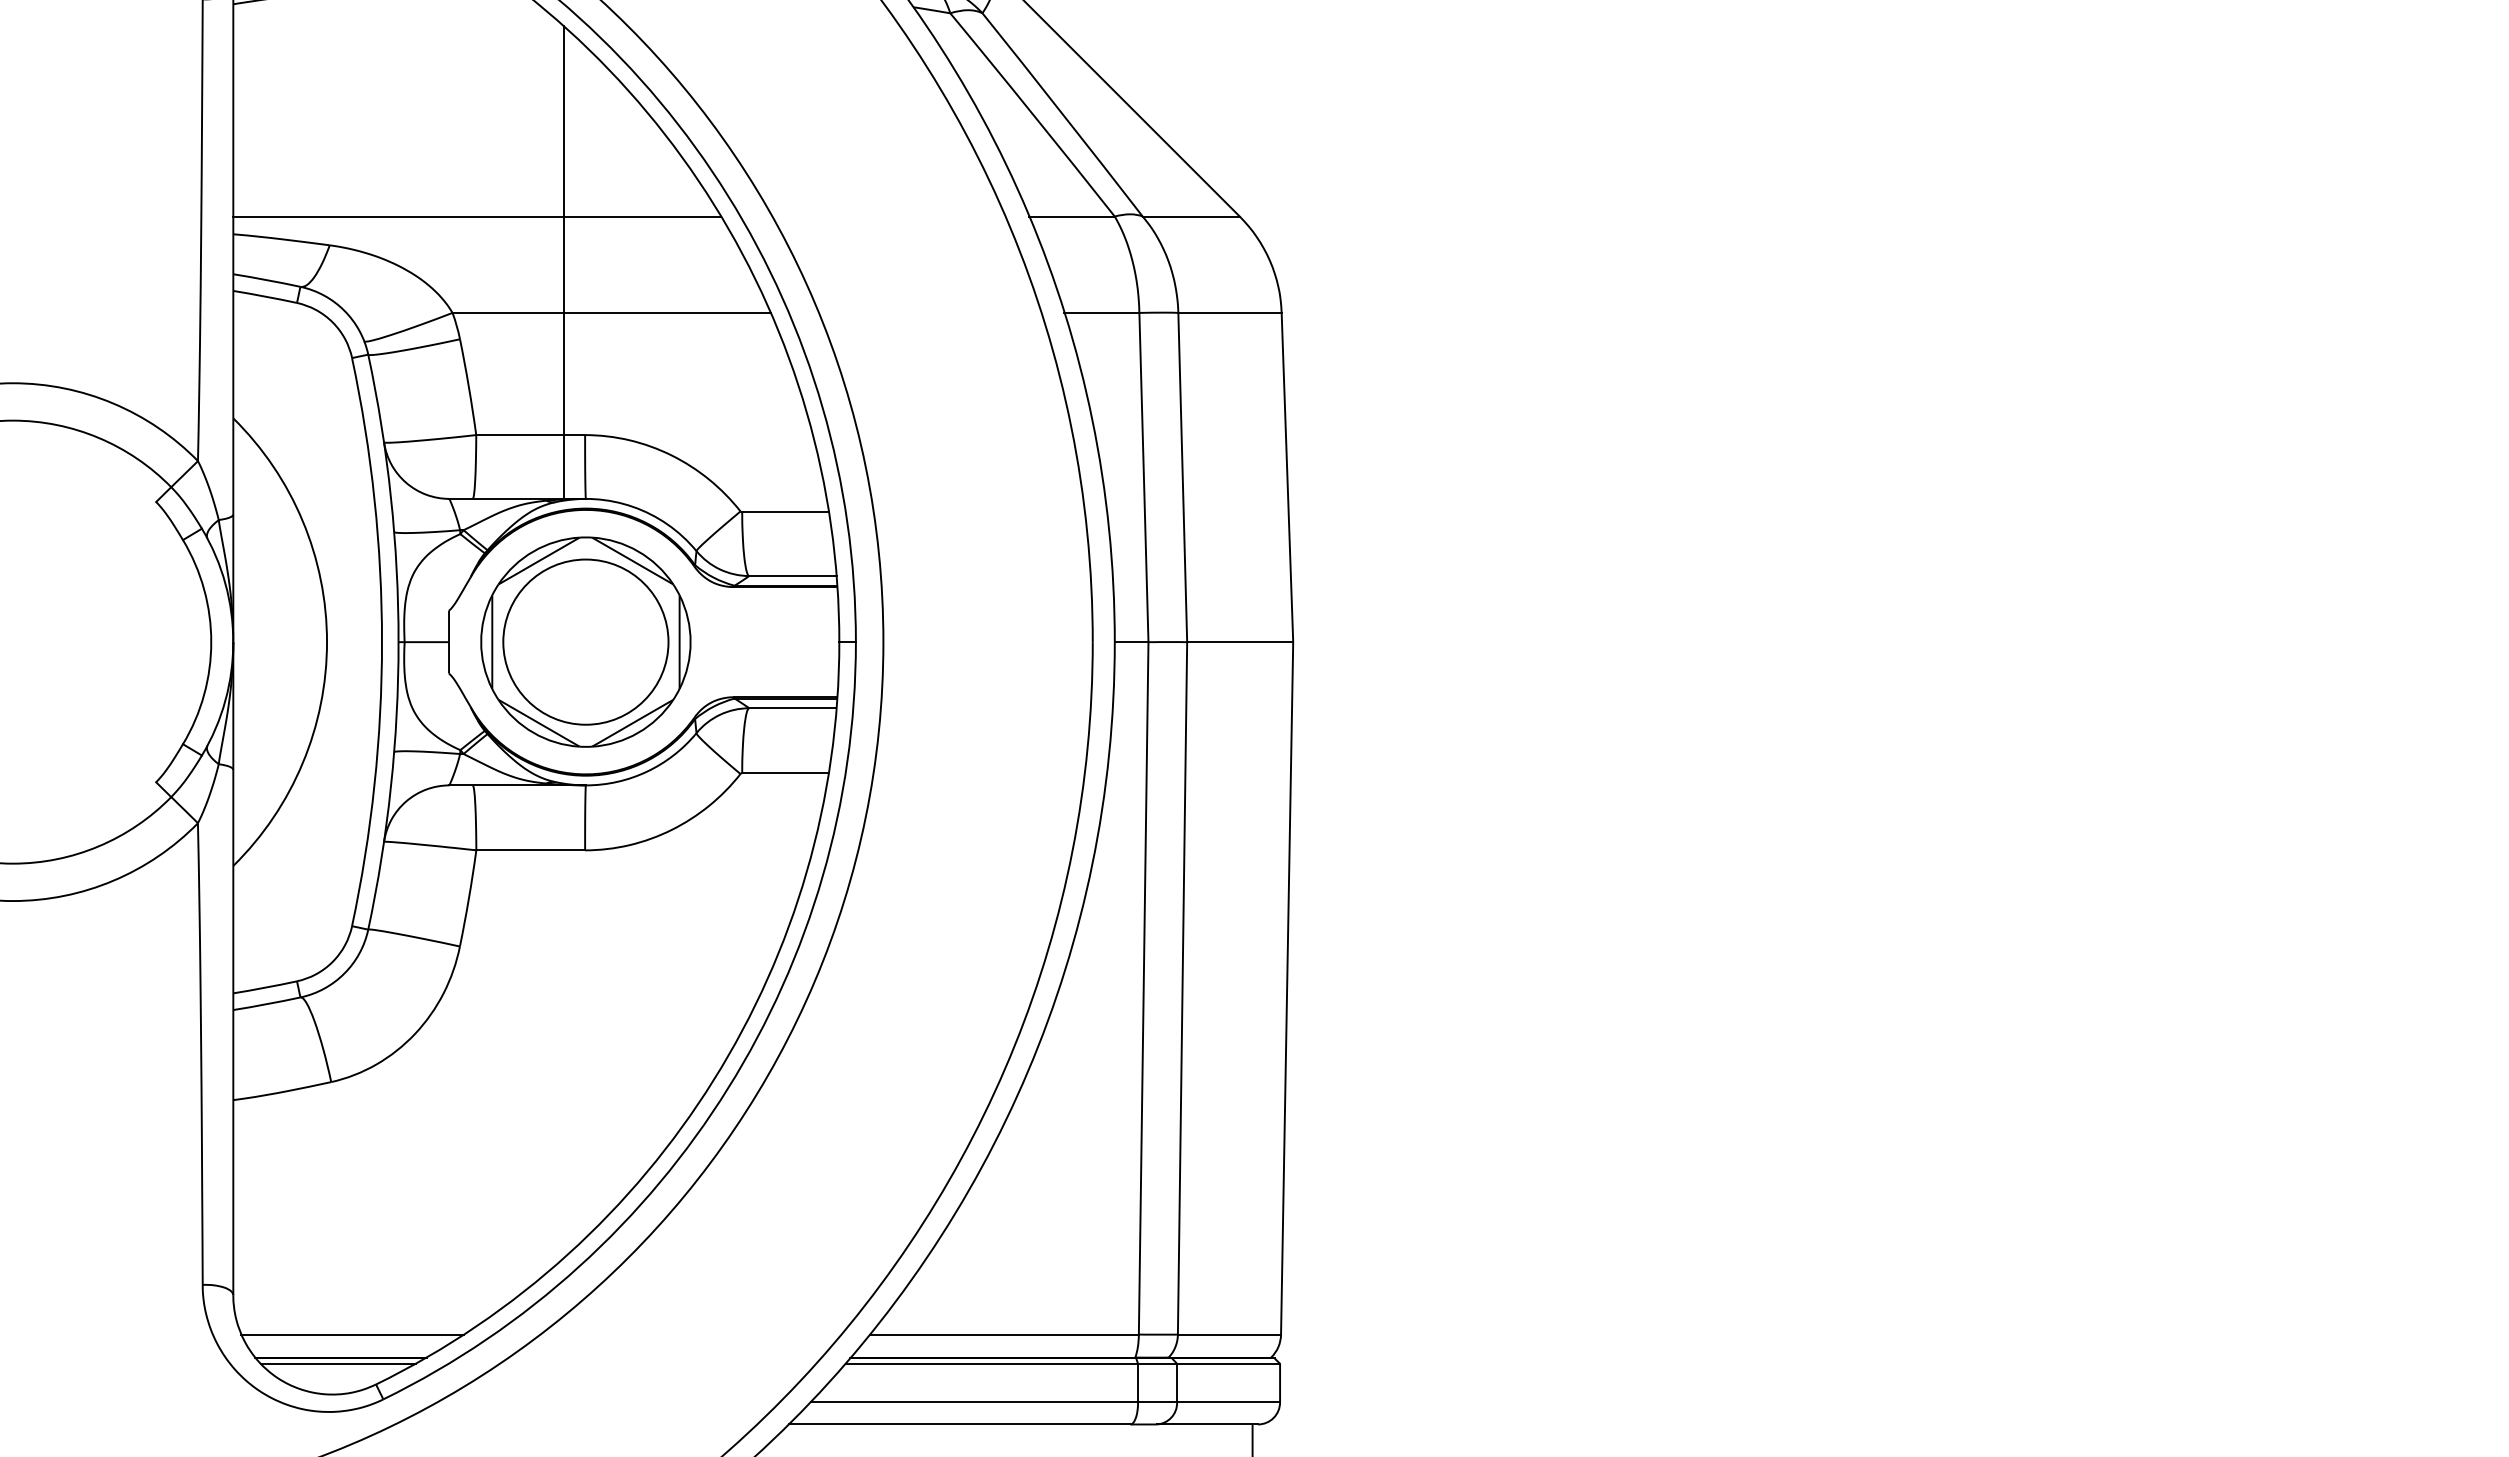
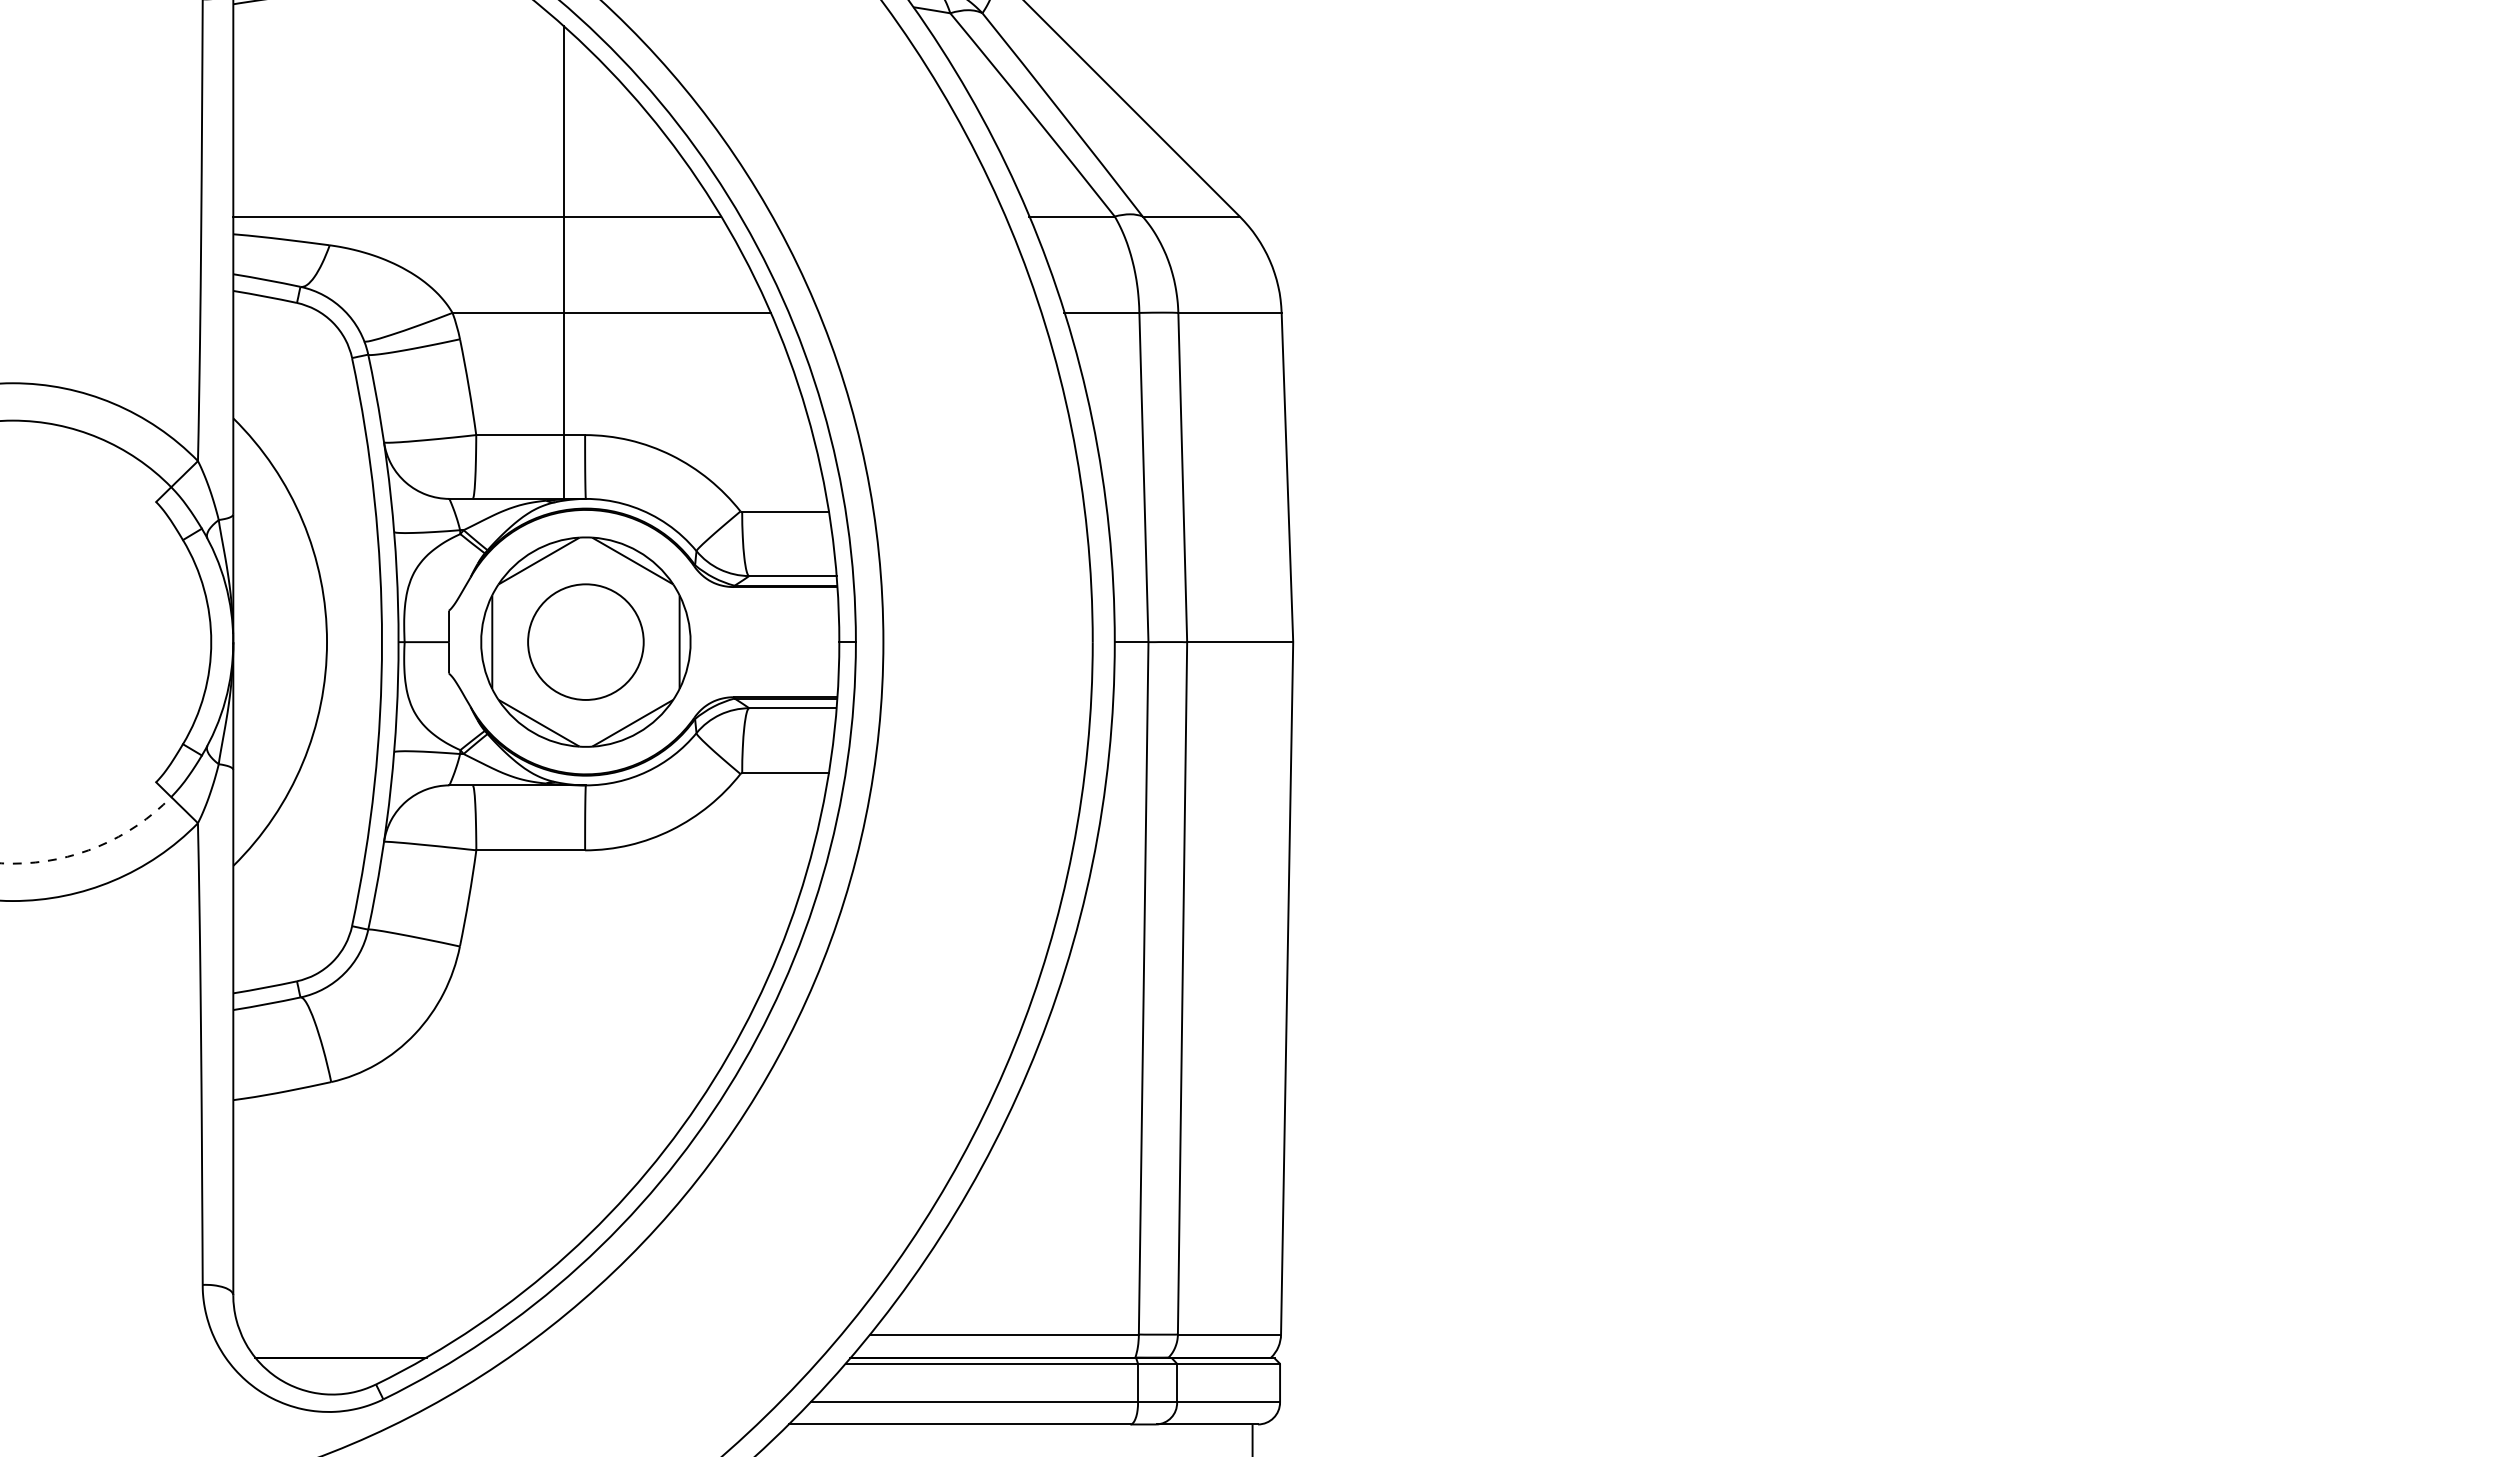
circle diameter: 165 px -> 116 px (585, 641)
arc: solid -> dashed (92, 848)
line: present -> none (352, 1334)
line: present -> none (337, 1363)
